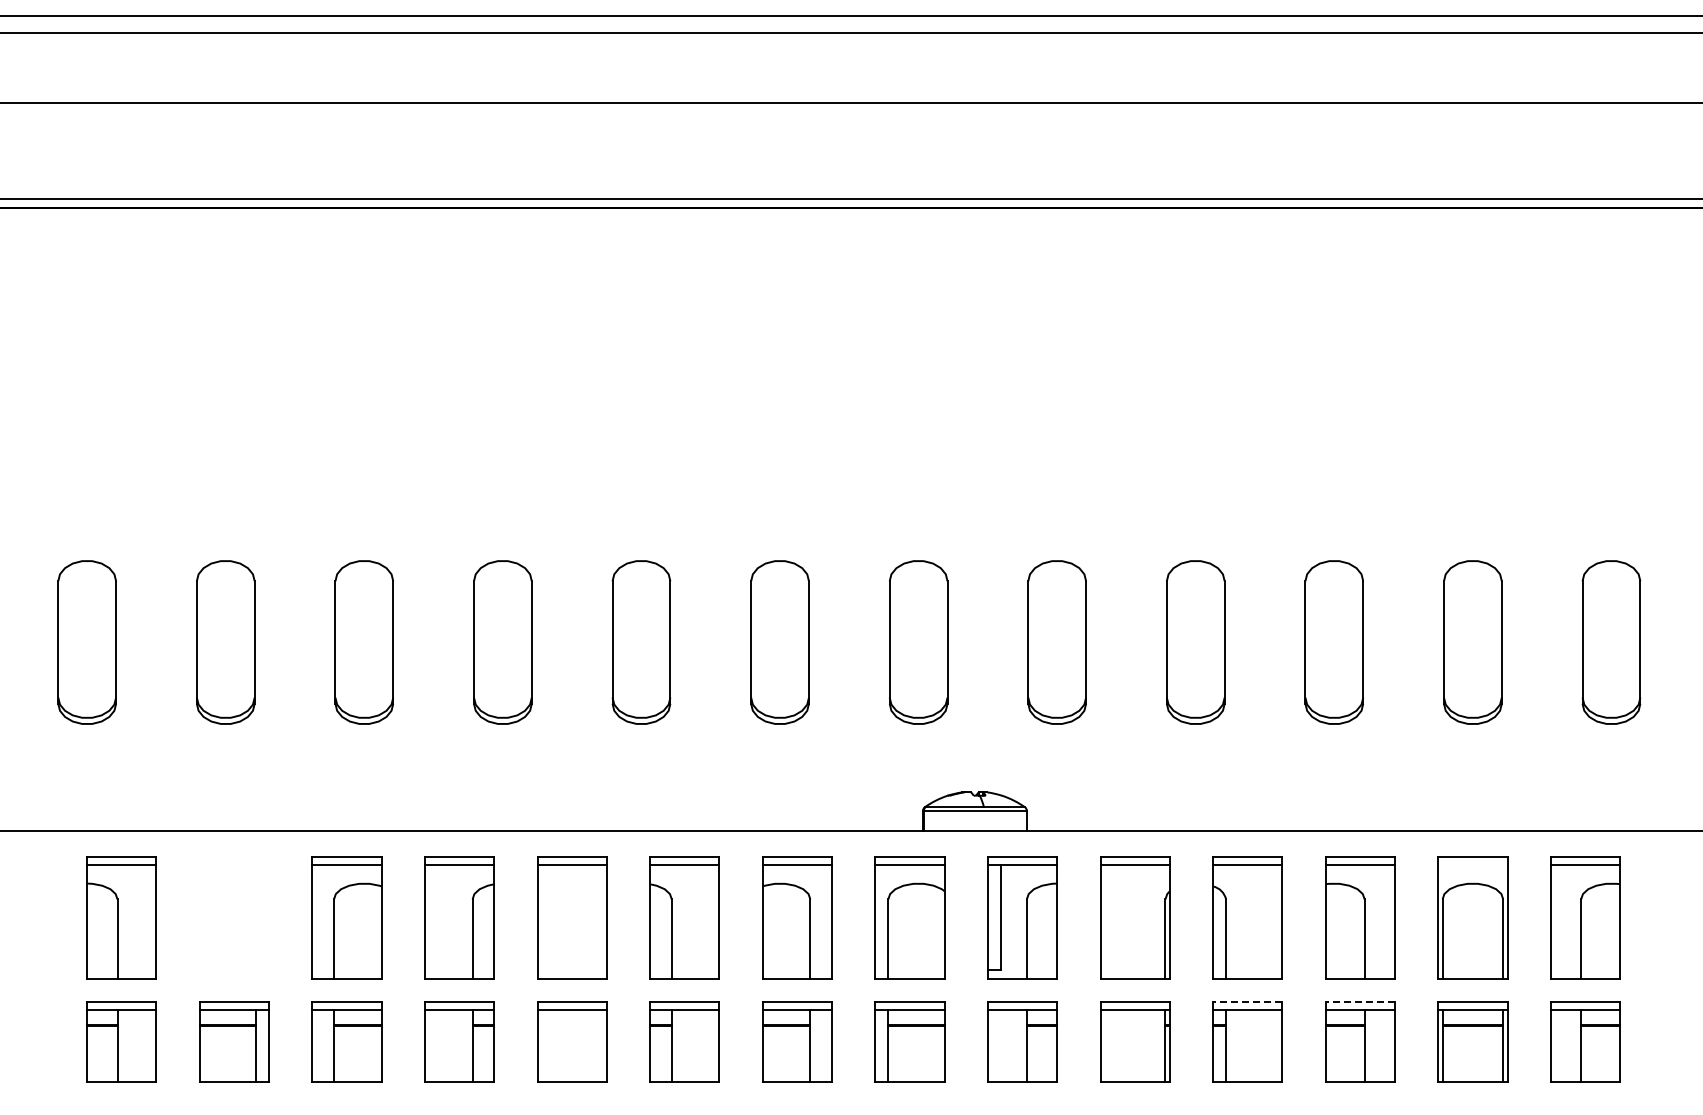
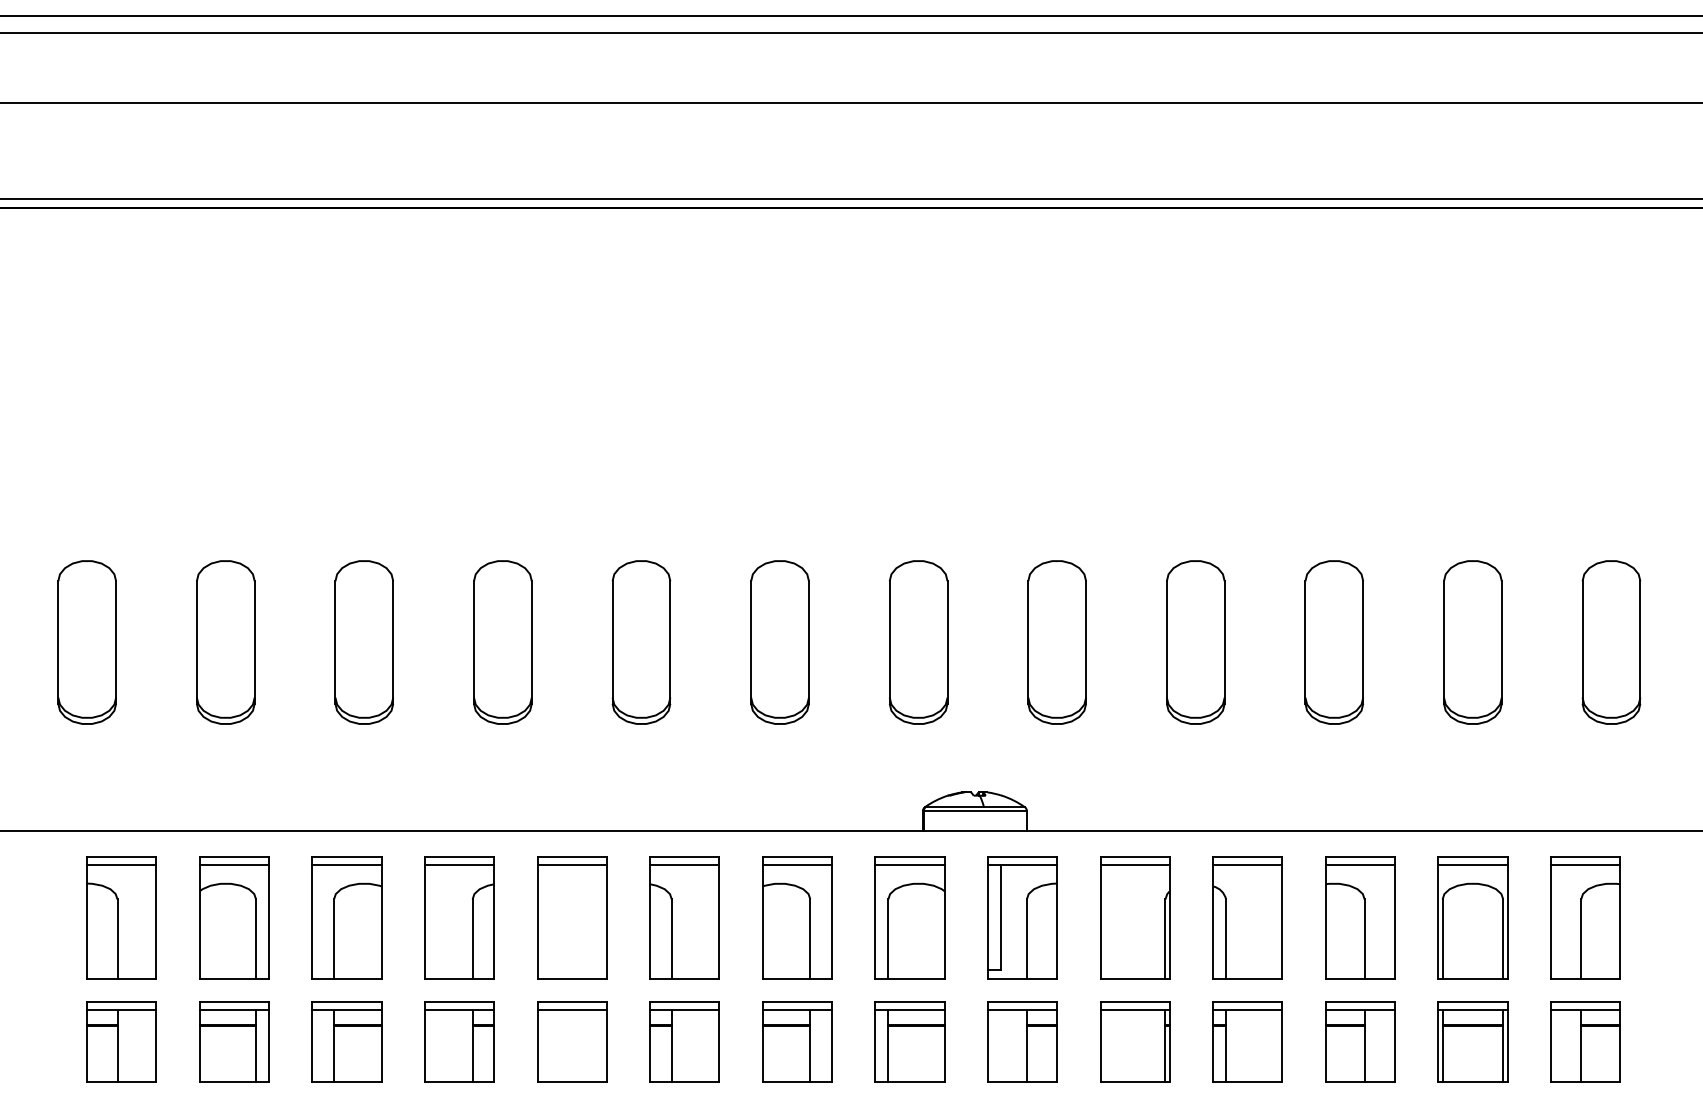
line: none -> present (1472, 865)
part: none -> present (234, 917)
line: dashed -> solid (1247, 1002)
line: dashed -> solid (1360, 1002)
